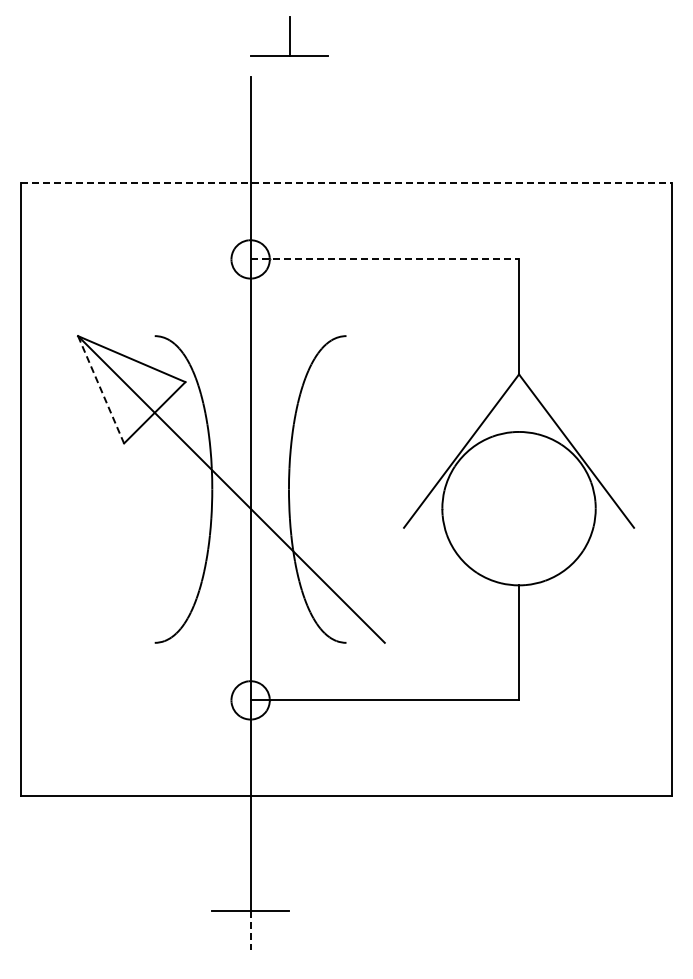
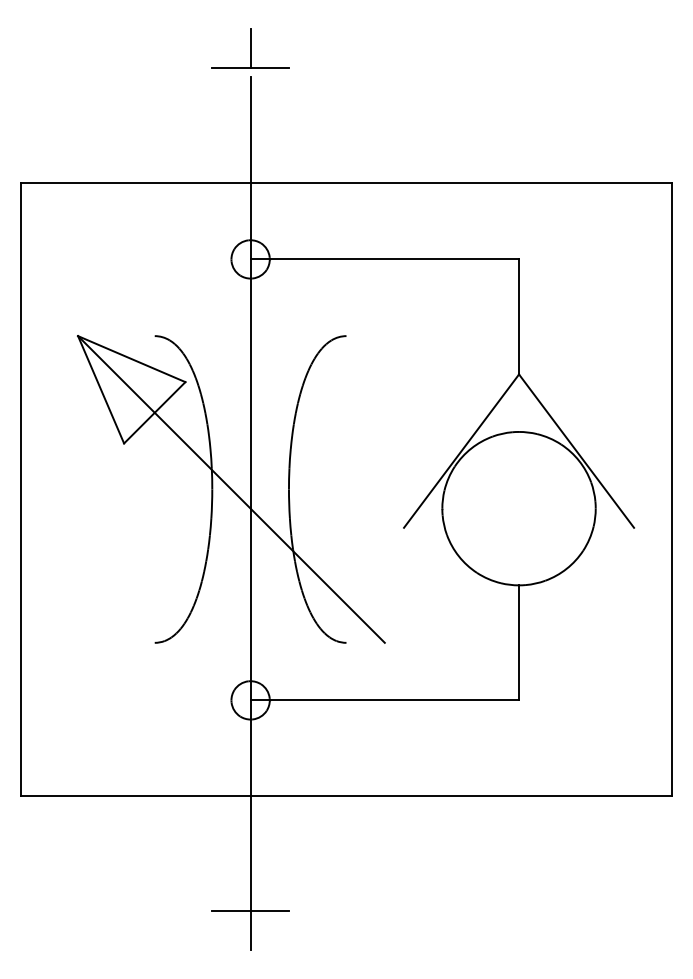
part position: (289, 36) -> (250, 48) (250, 48)
line: dashed -> solid (346, 182)
line: dashed -> solid (385, 259)
line: dashed -> solid (101, 390)
line: dashed -> solid (250, 930)
